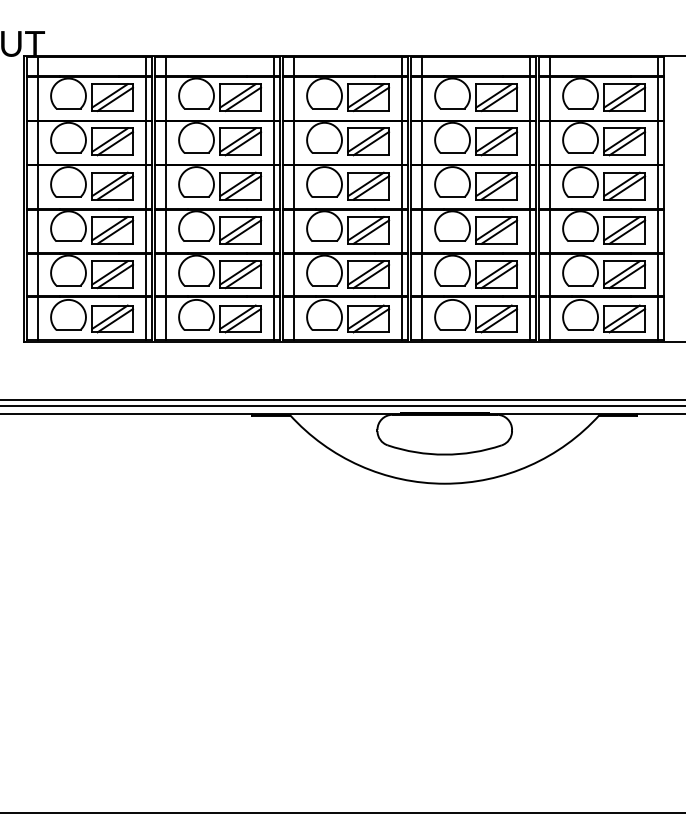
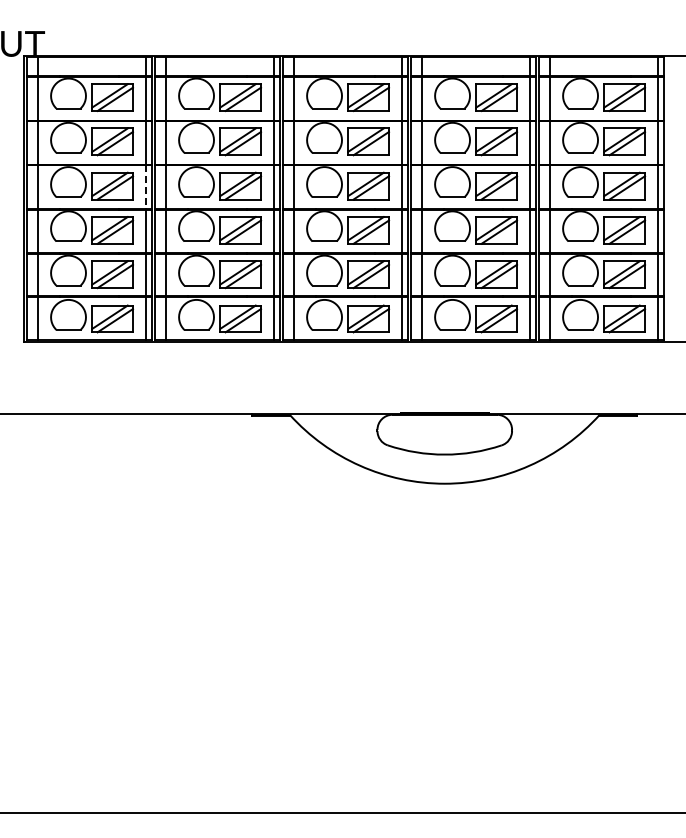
line: solid -> dashed (146, 187)
line: present -> none (342, 399)
line: present -> none (342, 405)
